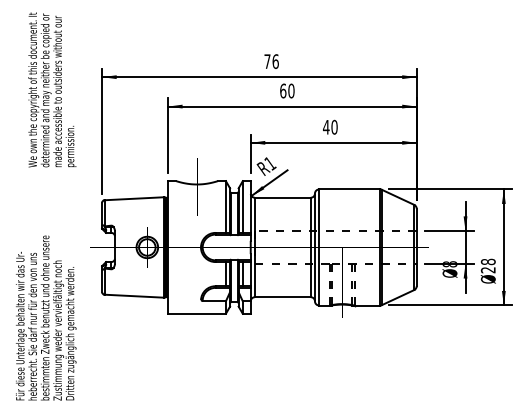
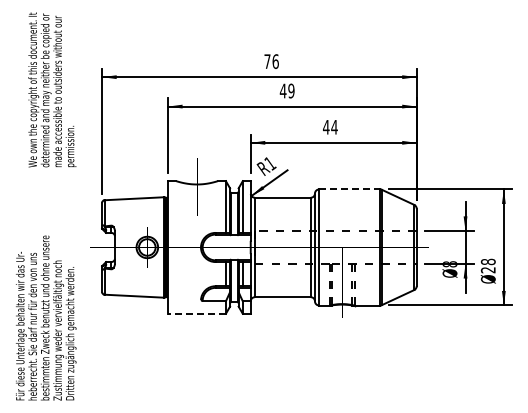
text: 60 -> 49 (286, 90)
text: 40 -> 44 (334, 126)
line: solid -> dashed (349, 189)
line: solid -> dashed (196, 313)
